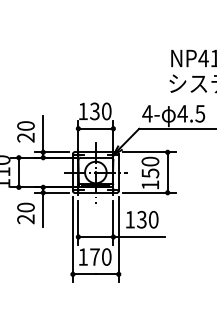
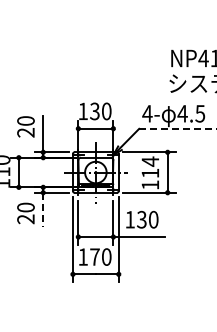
line: solid -> dashed (178, 128)
text position: (25, 131) -> (25, 126) (25, 126)
text: 150 -> 114 (150, 167)
line: solid -> dashed (43, 209)
